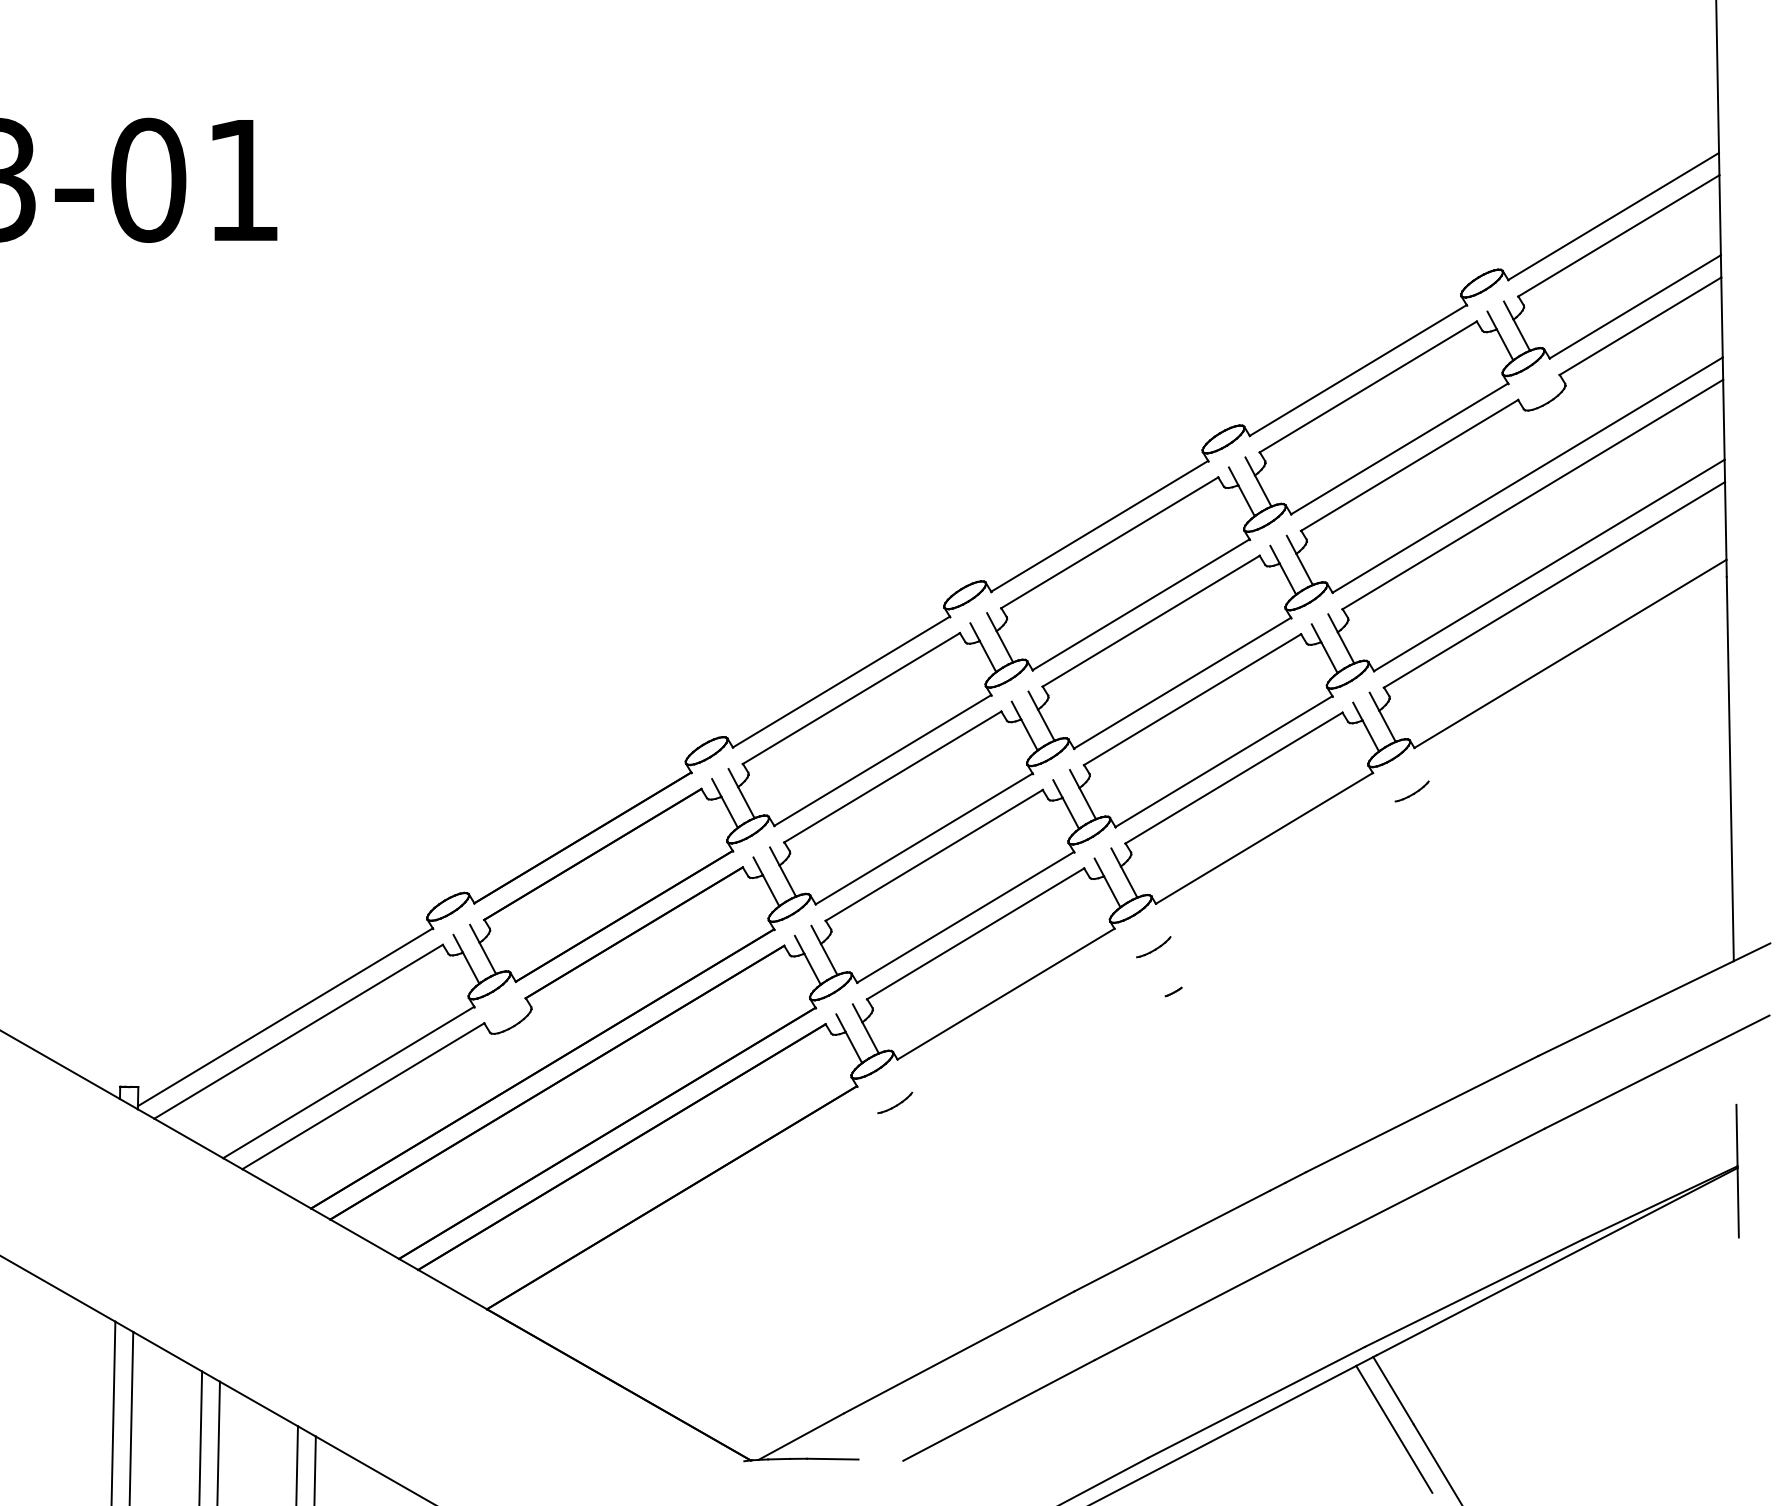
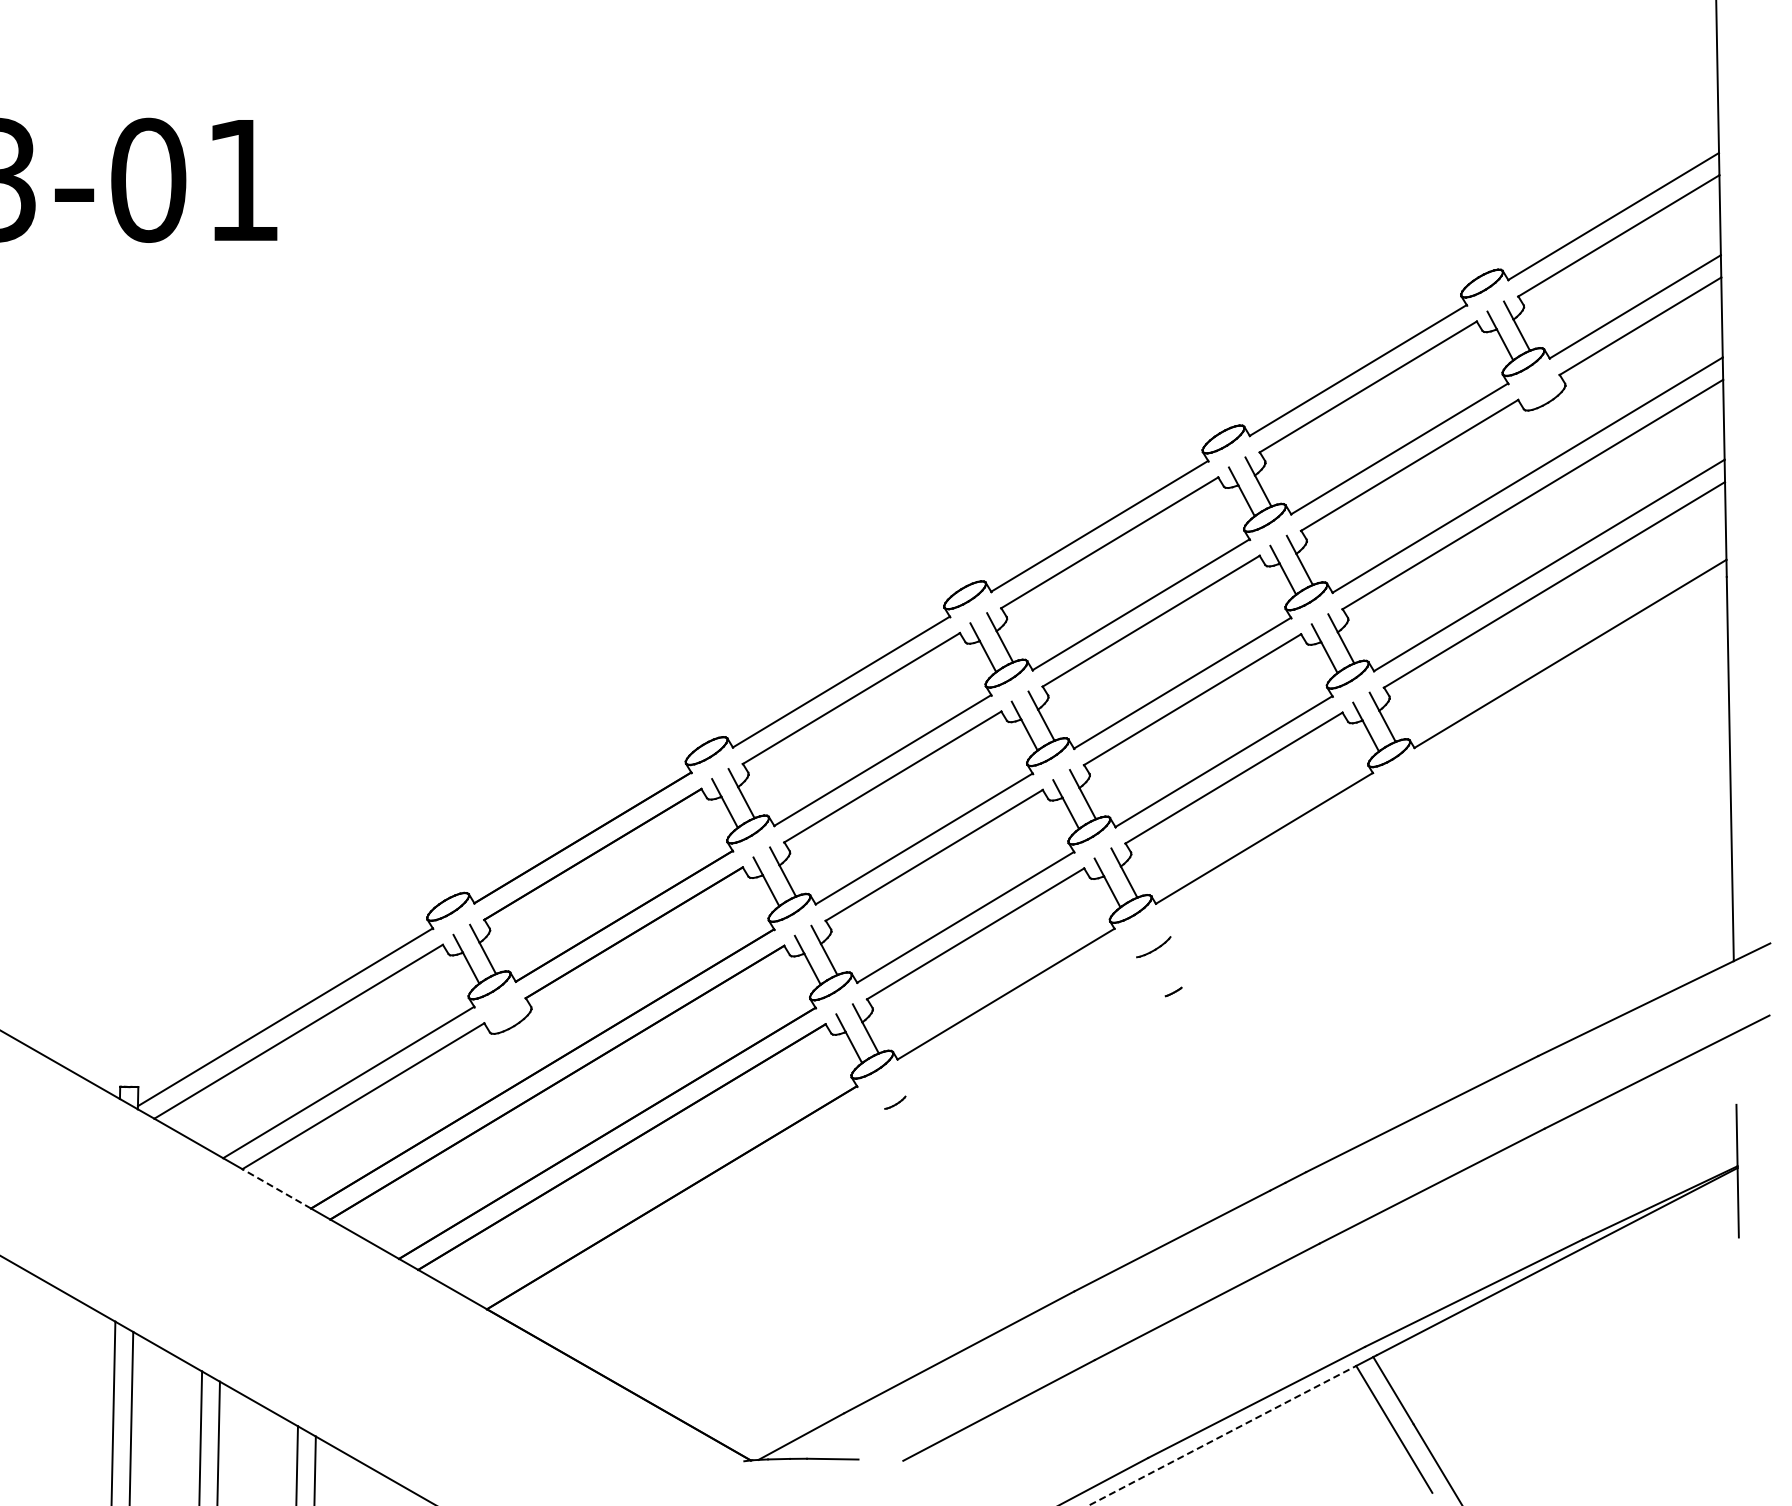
part: present -> none (1411, 791)
part size: 37x23 px -> 23x15 px (895, 1102)
line: solid -> dashed (276, 1188)
line: solid -> dashed (1222, 1435)
